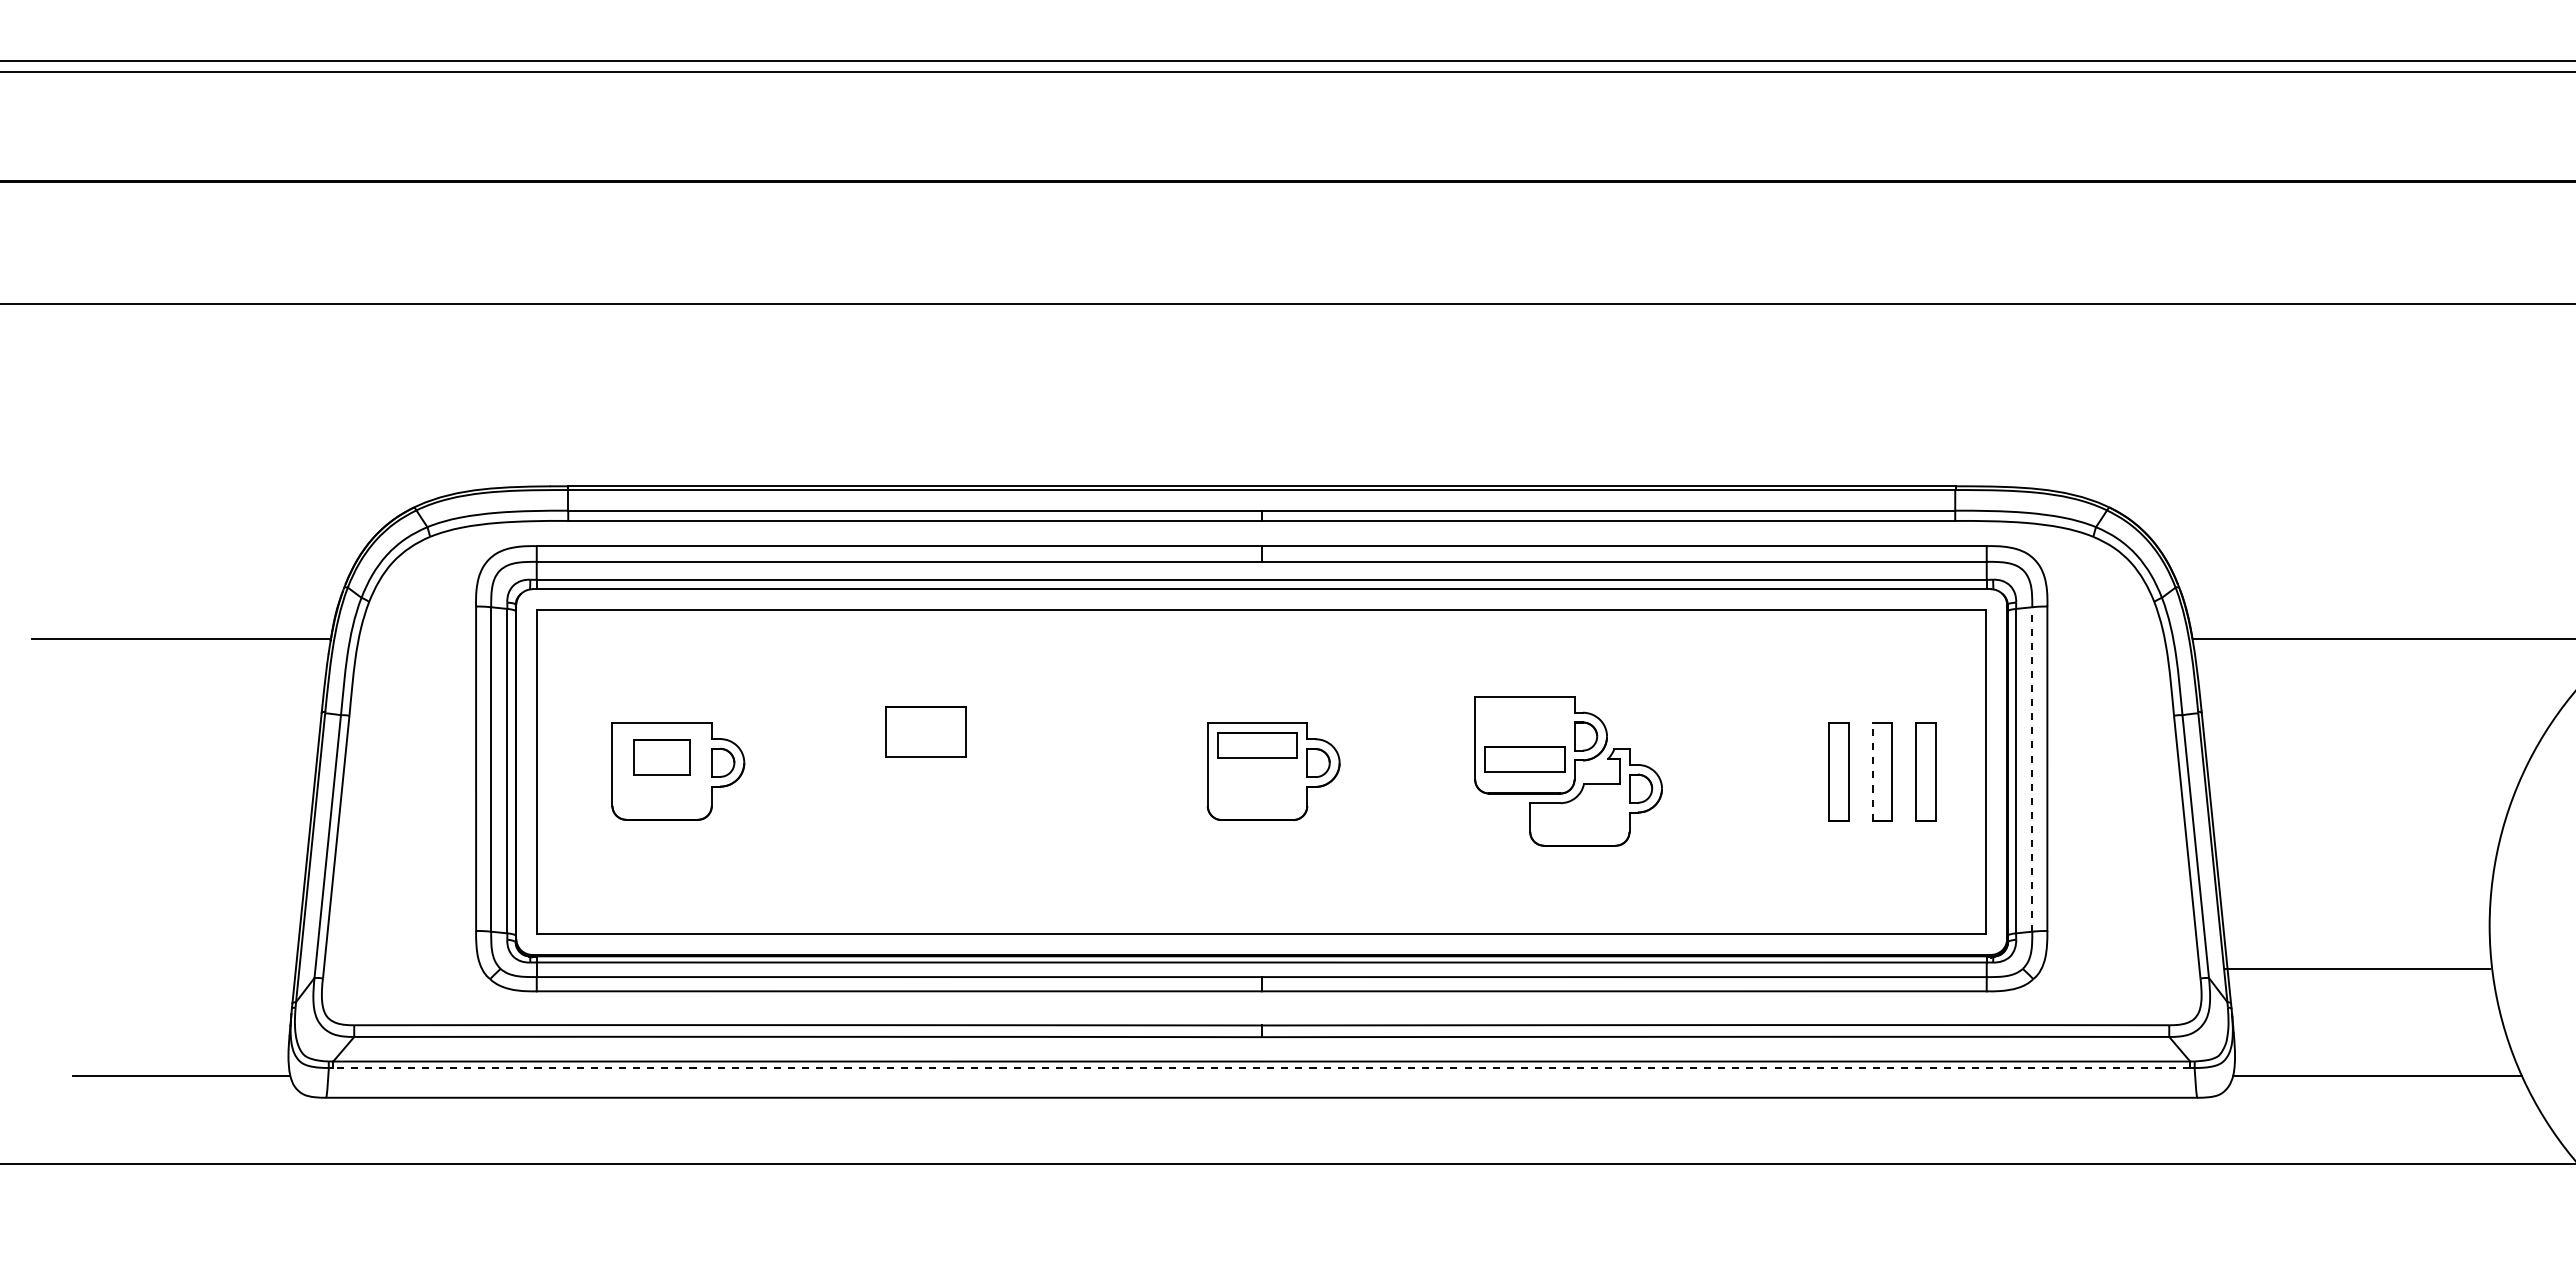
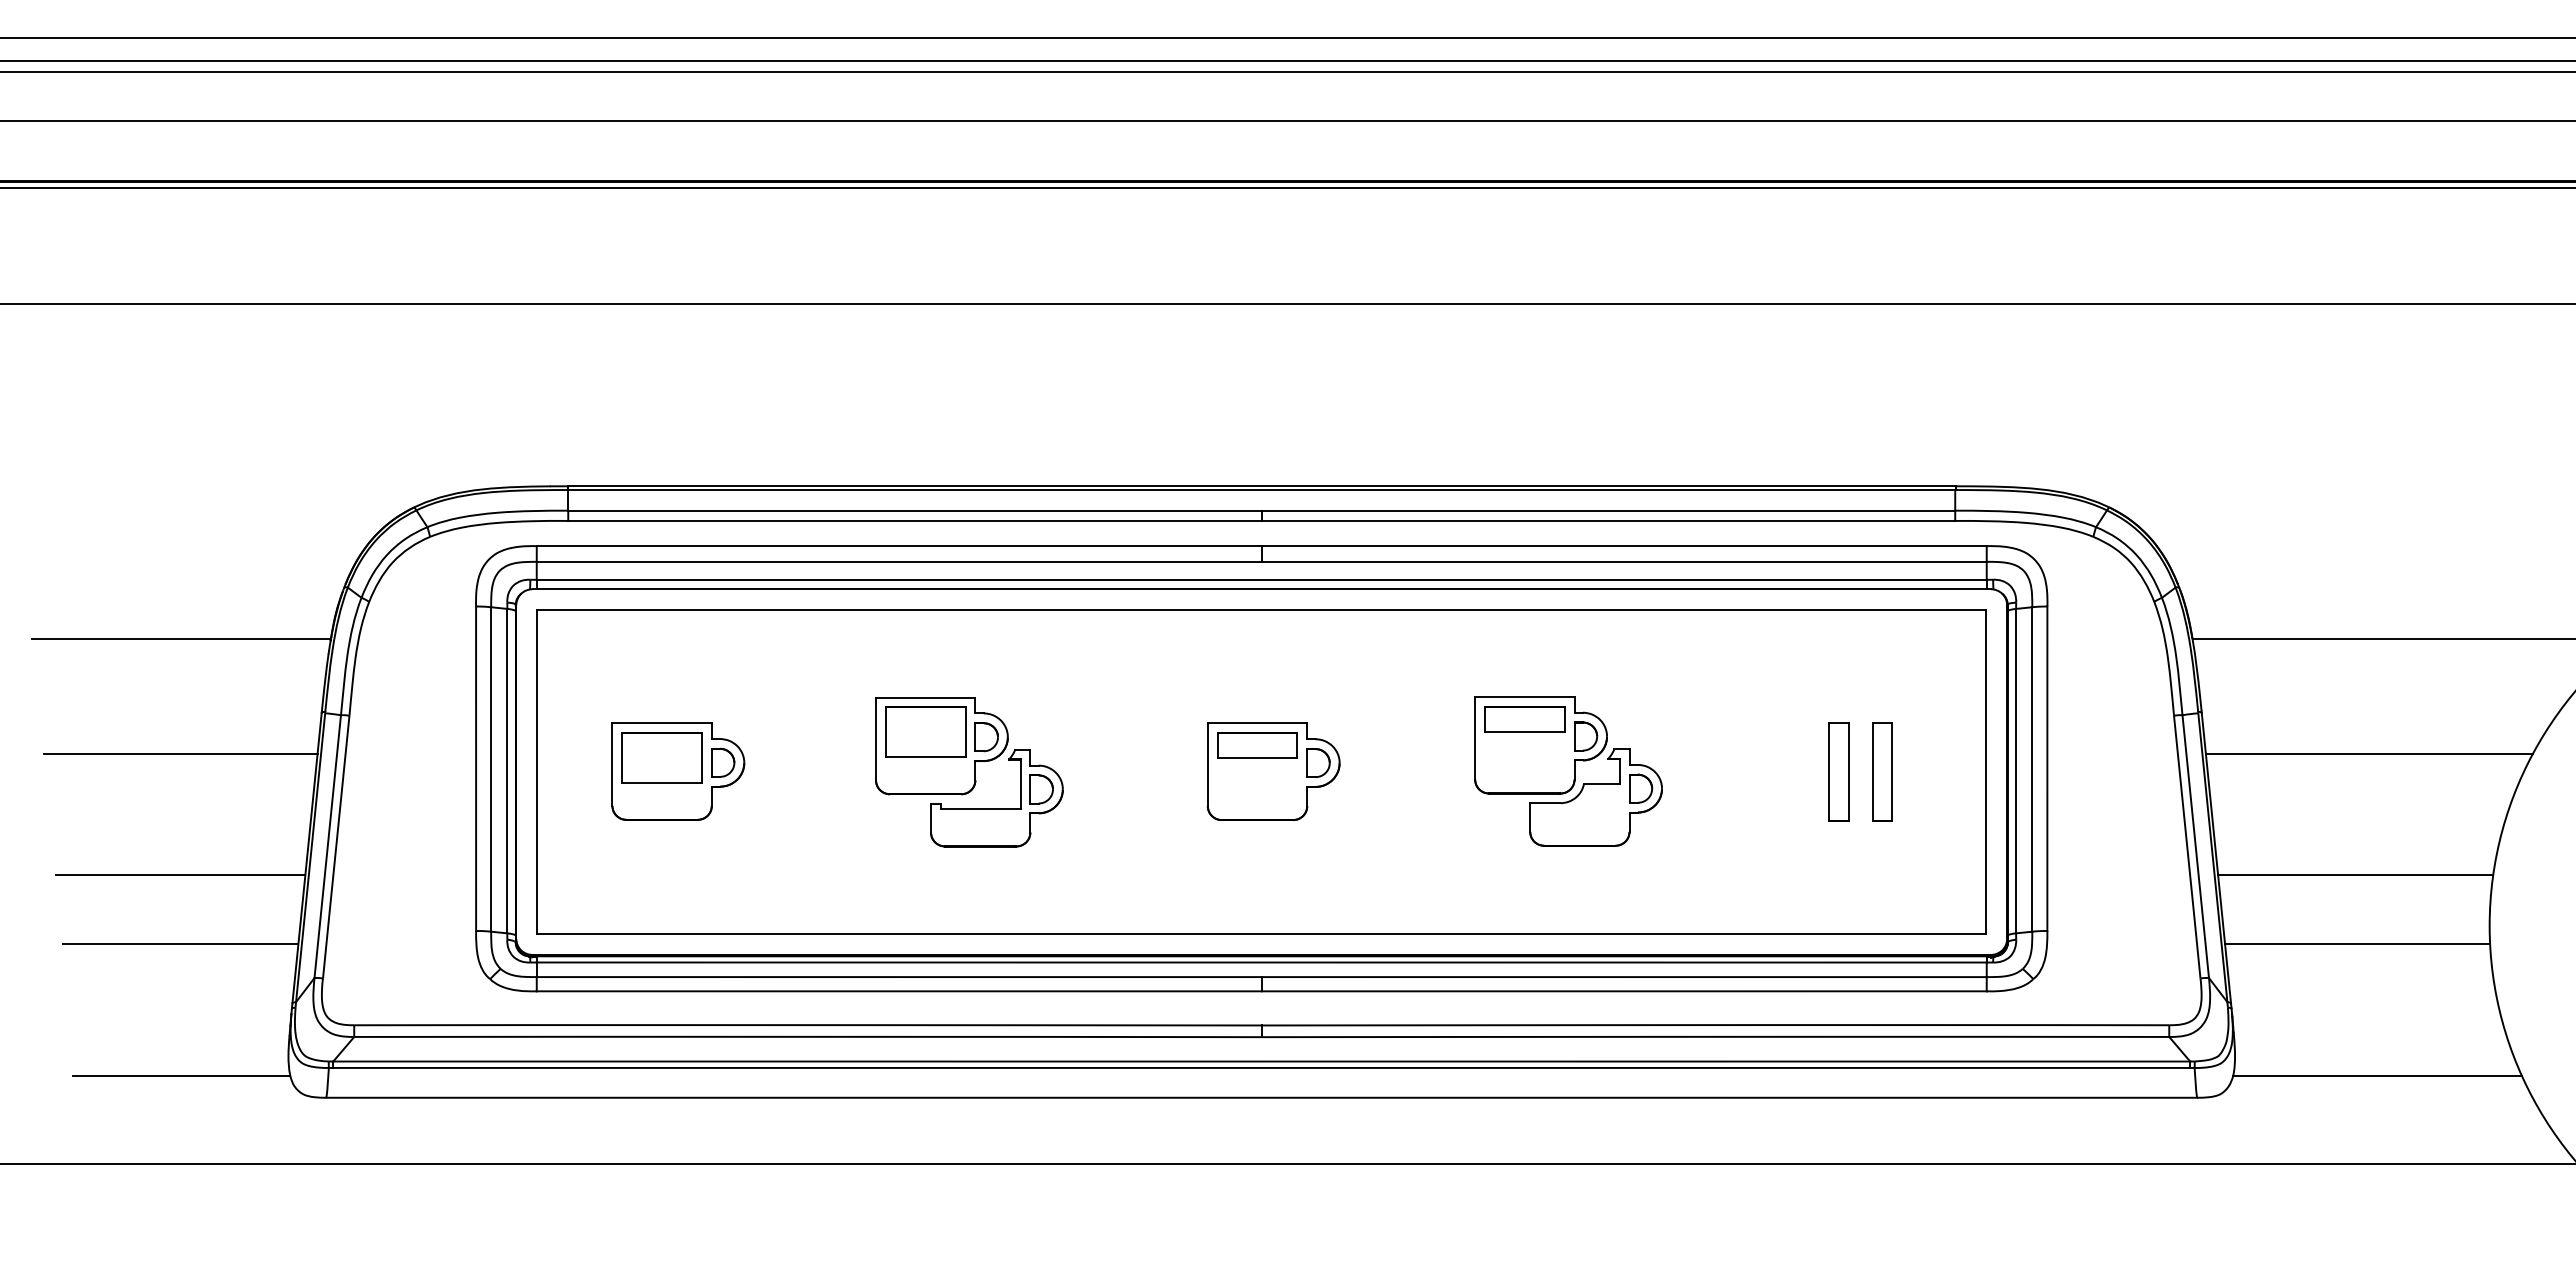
line: none -> present (1287, 38)
line: none -> present (1287, 121)
line: none -> present (1287, 187)
line: none -> present (180, 754)
line: none -> present (2368, 754)
part size: 58x37 px -> 82x52 px (661, 757)
part position: (1524, 759) -> (1524, 719) (1524, 719)
line: dashed -> solid (2032, 768)
part: present -> none (1925, 771)
part: none -> present (969, 772)
line: dashed -> solid (1872, 772)
line: none -> present (180, 875)
line: none -> present (2355, 875)
line: none -> present (180, 943)
line position: (2357, 968) -> (2357, 943) (2357, 943)
line: dashed -> solid (1261, 1067)
